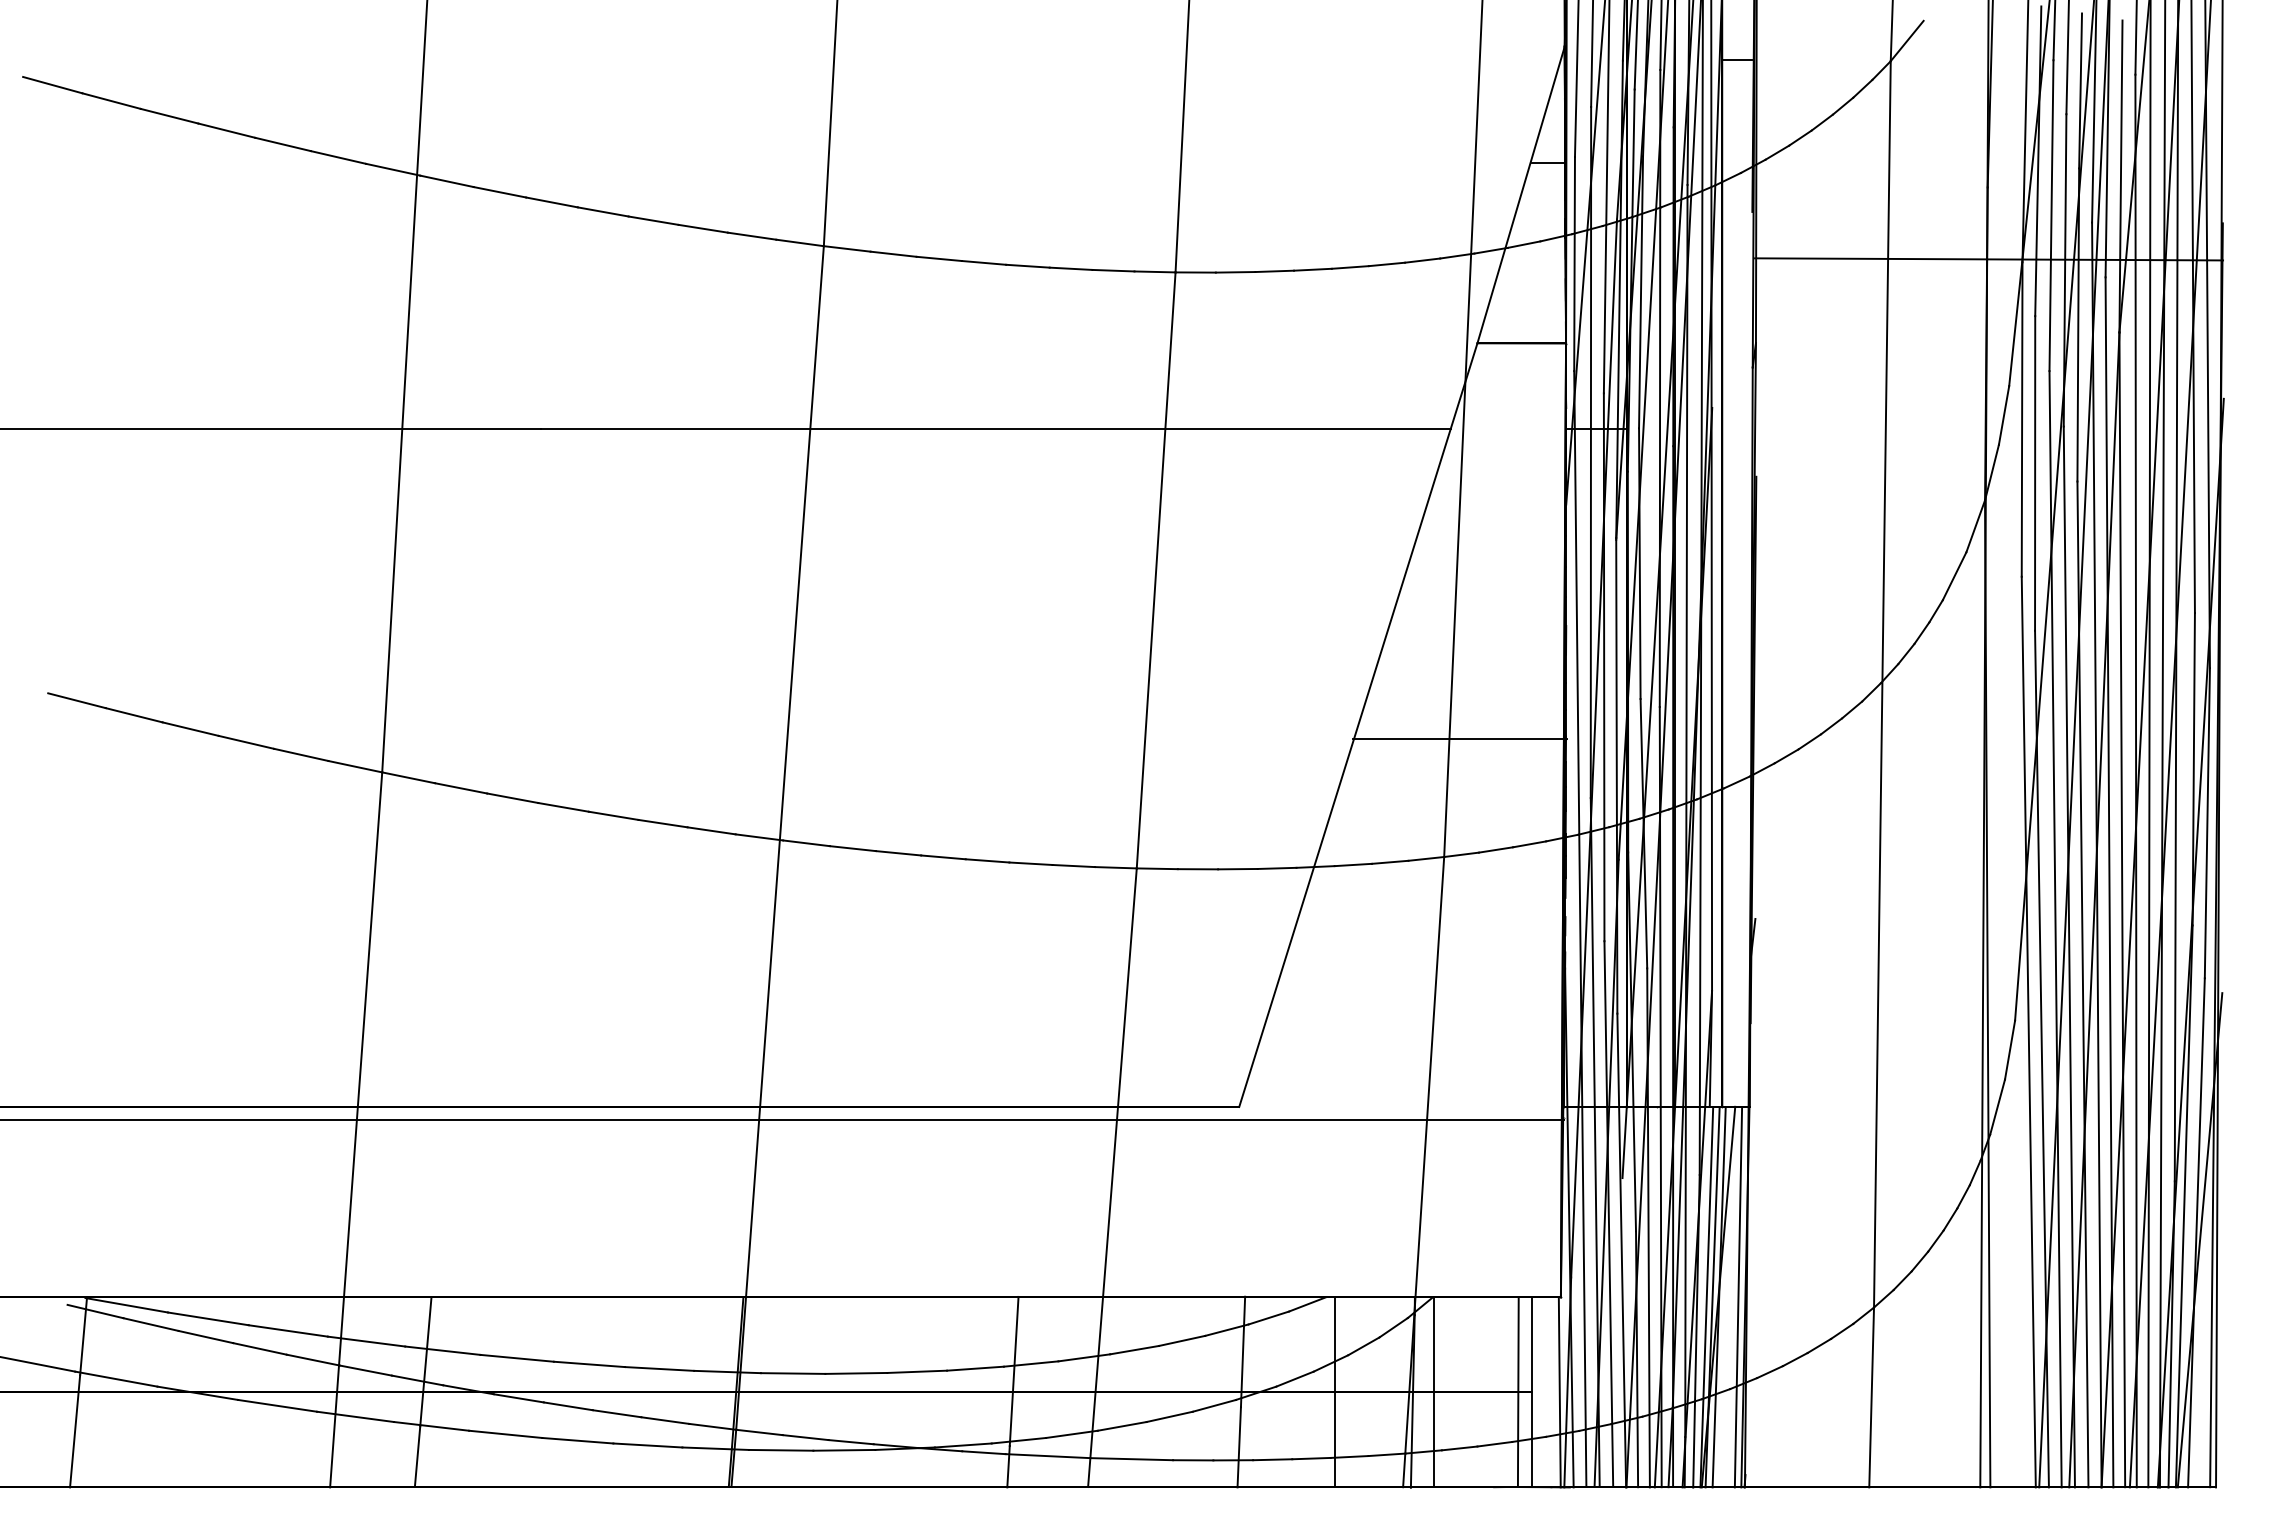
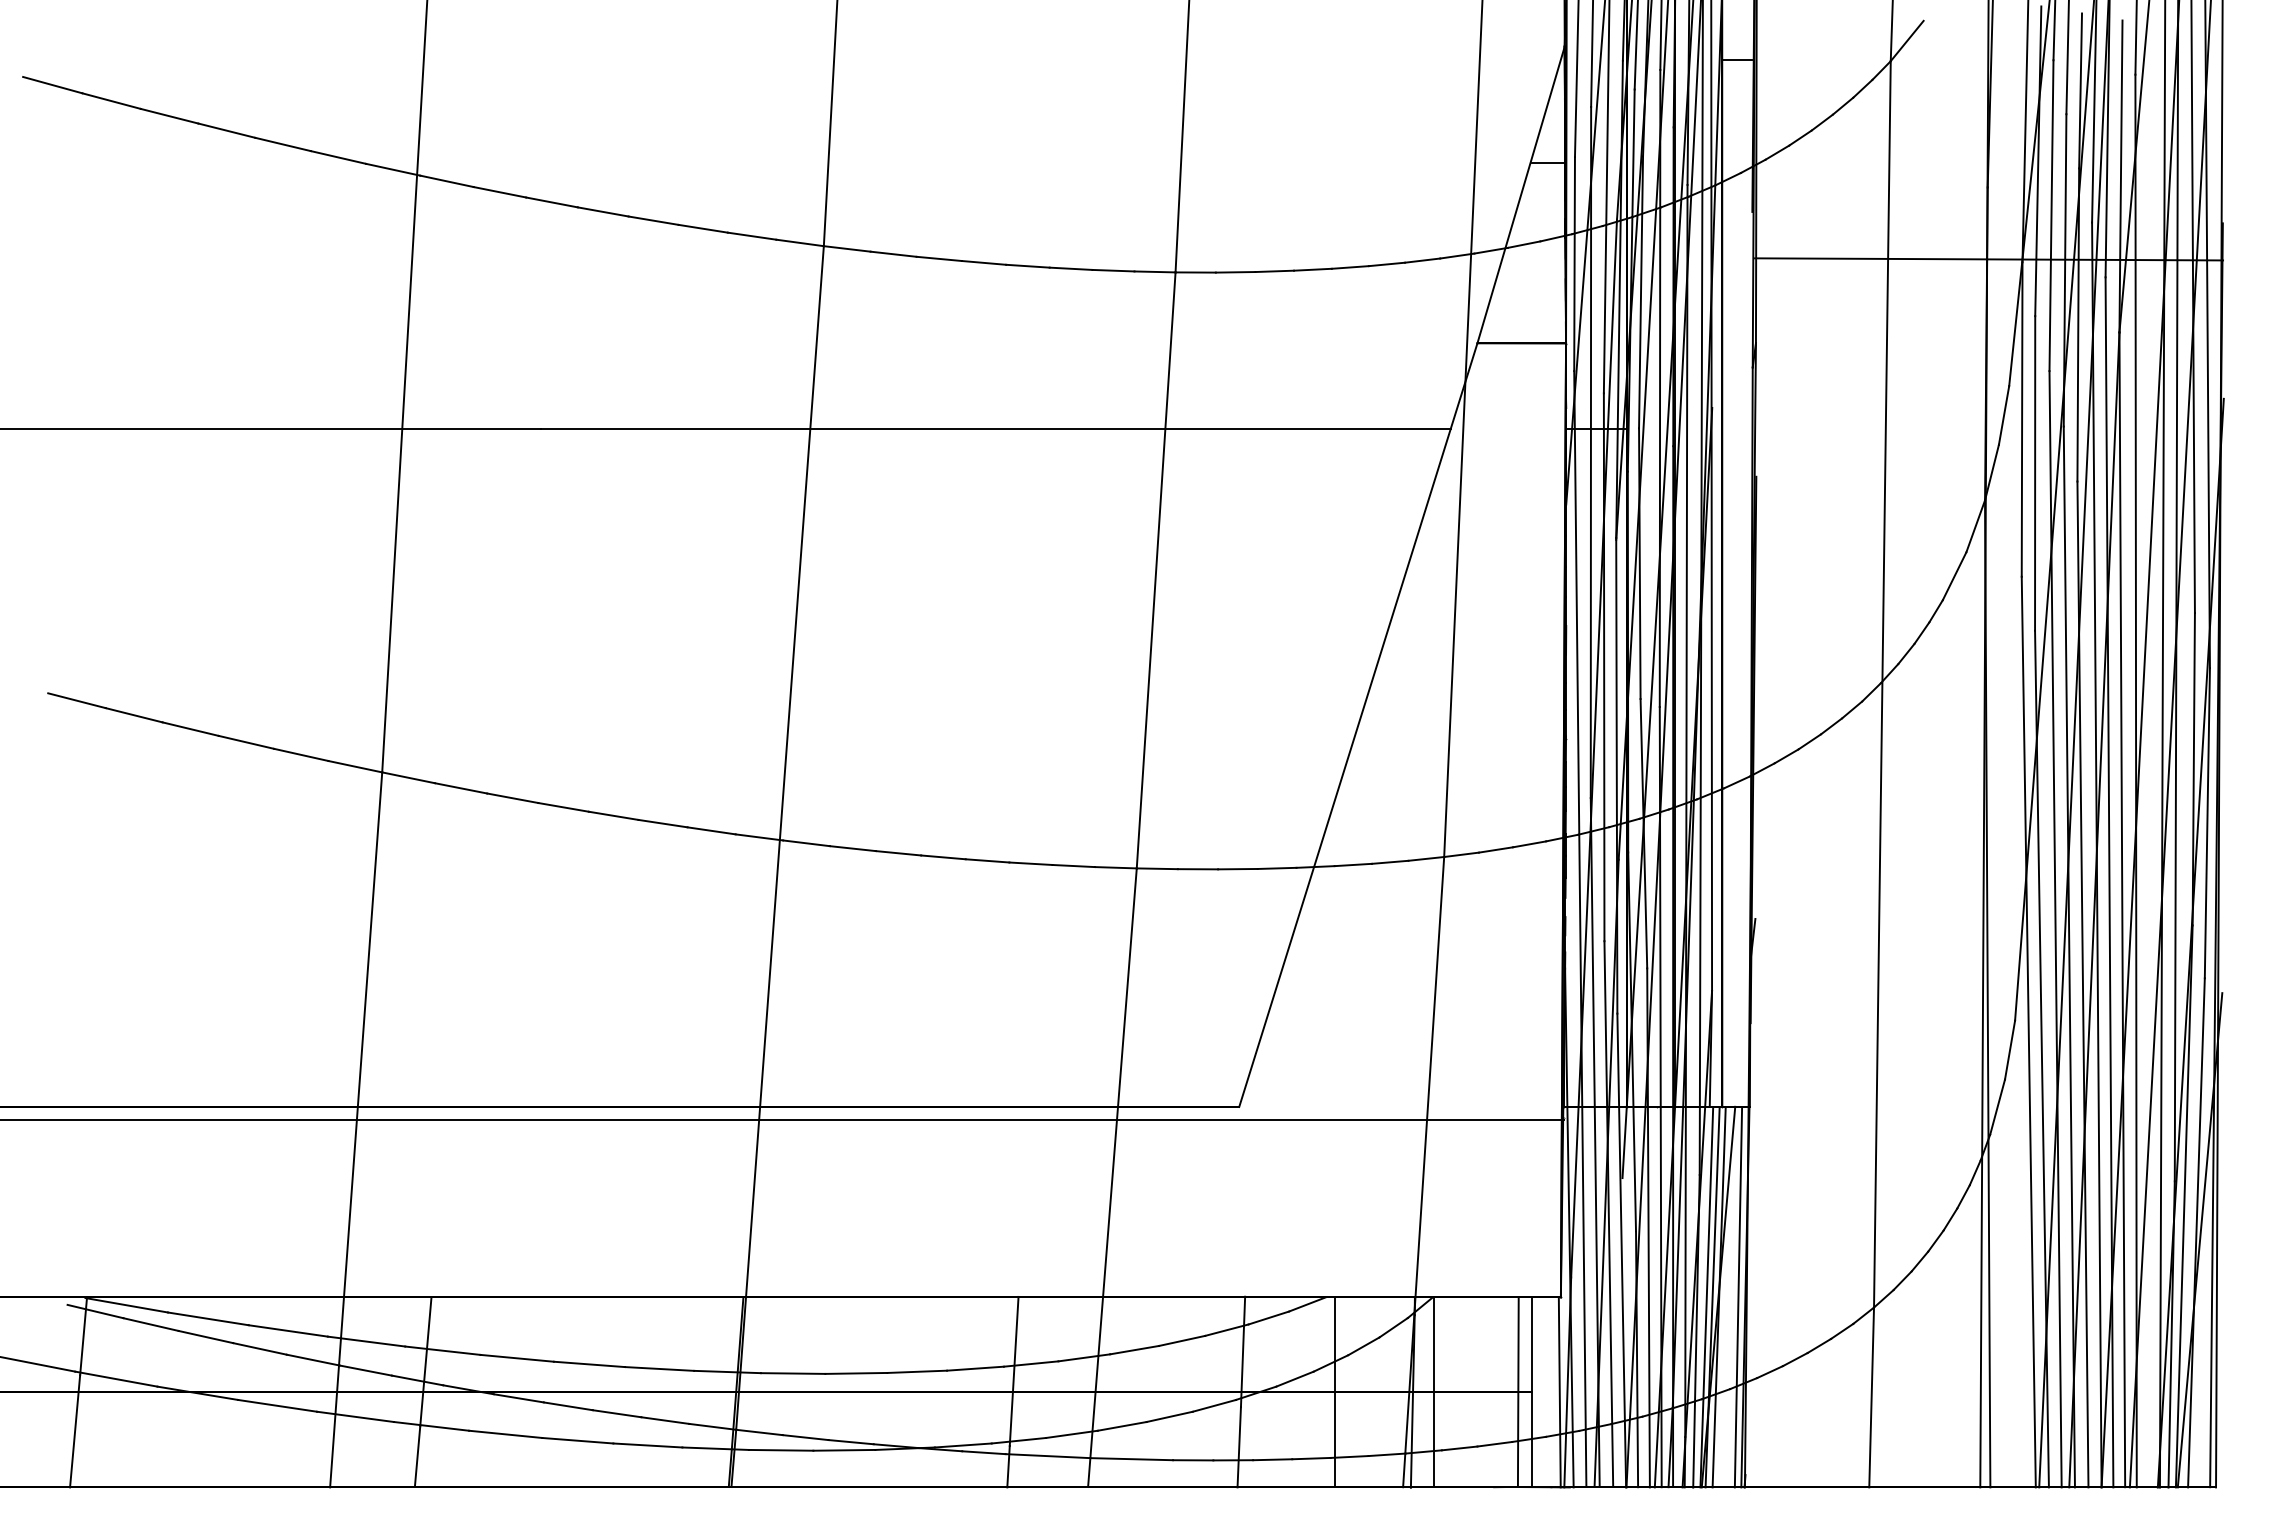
line: present -> none (1459, 739)
line: present -> none (2149, 744)
